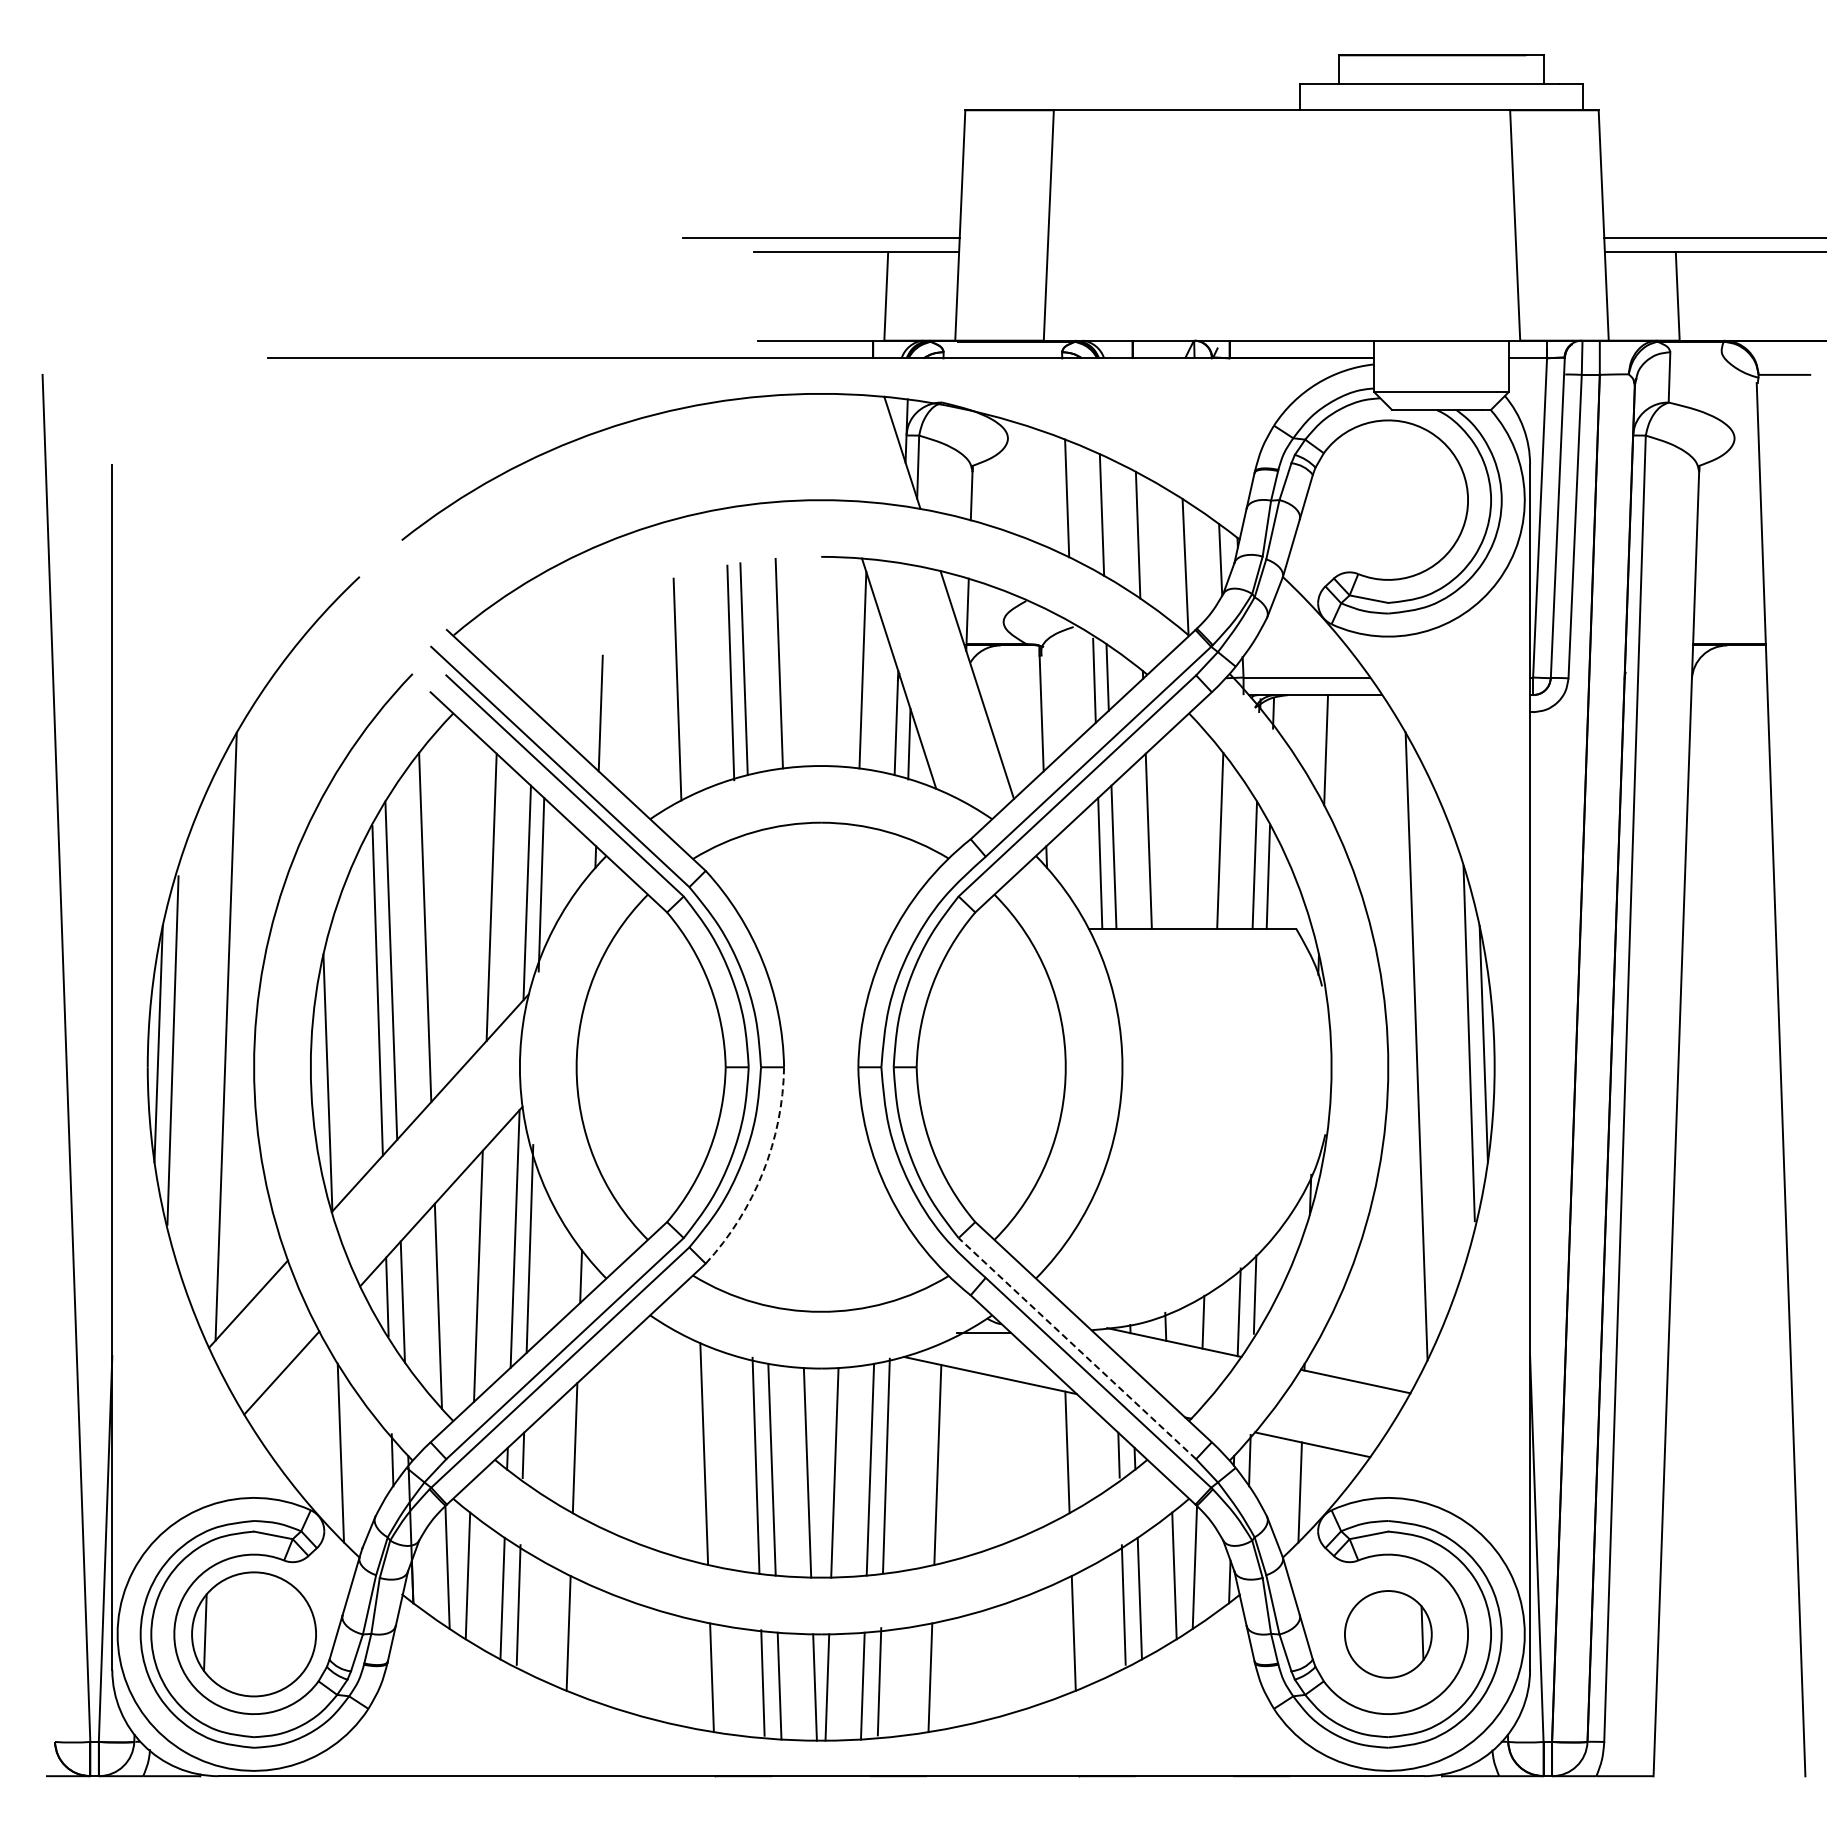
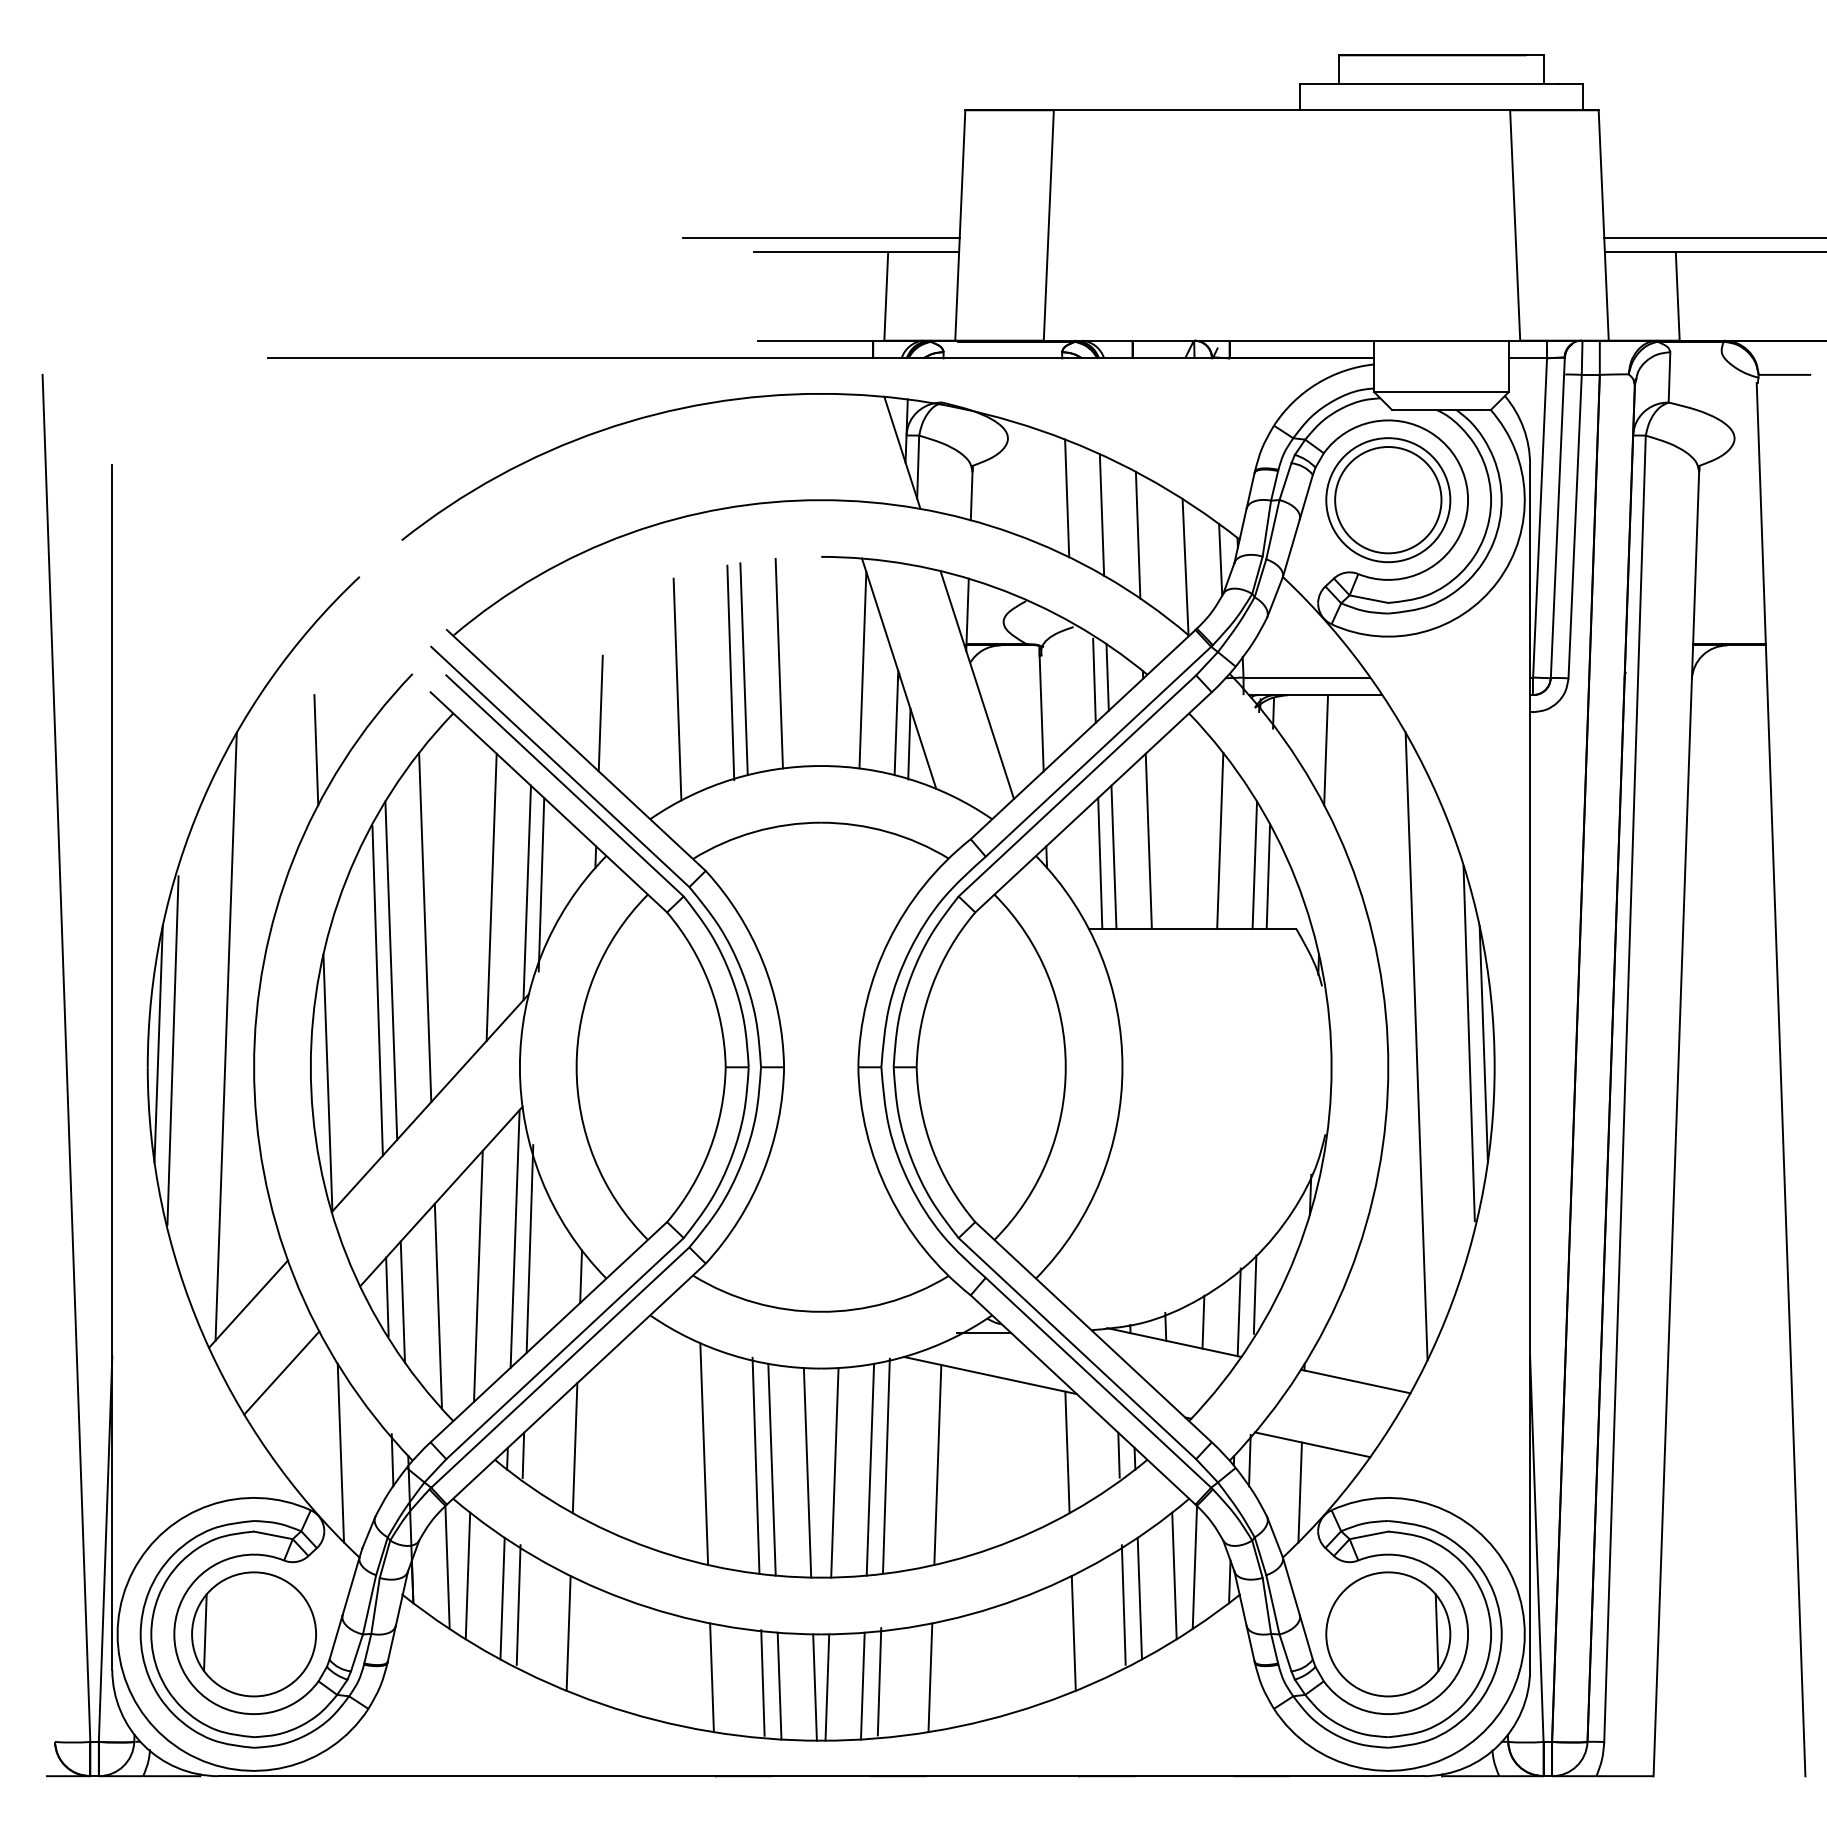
part: none -> present (1388, 500)
line: none -> present (316, 750)
arc: dashed -> solid (762, 1172)
line: dashed -> solid (1077, 1348)
part size: 89x89 px -> 127x127 px (1388, 1634)
